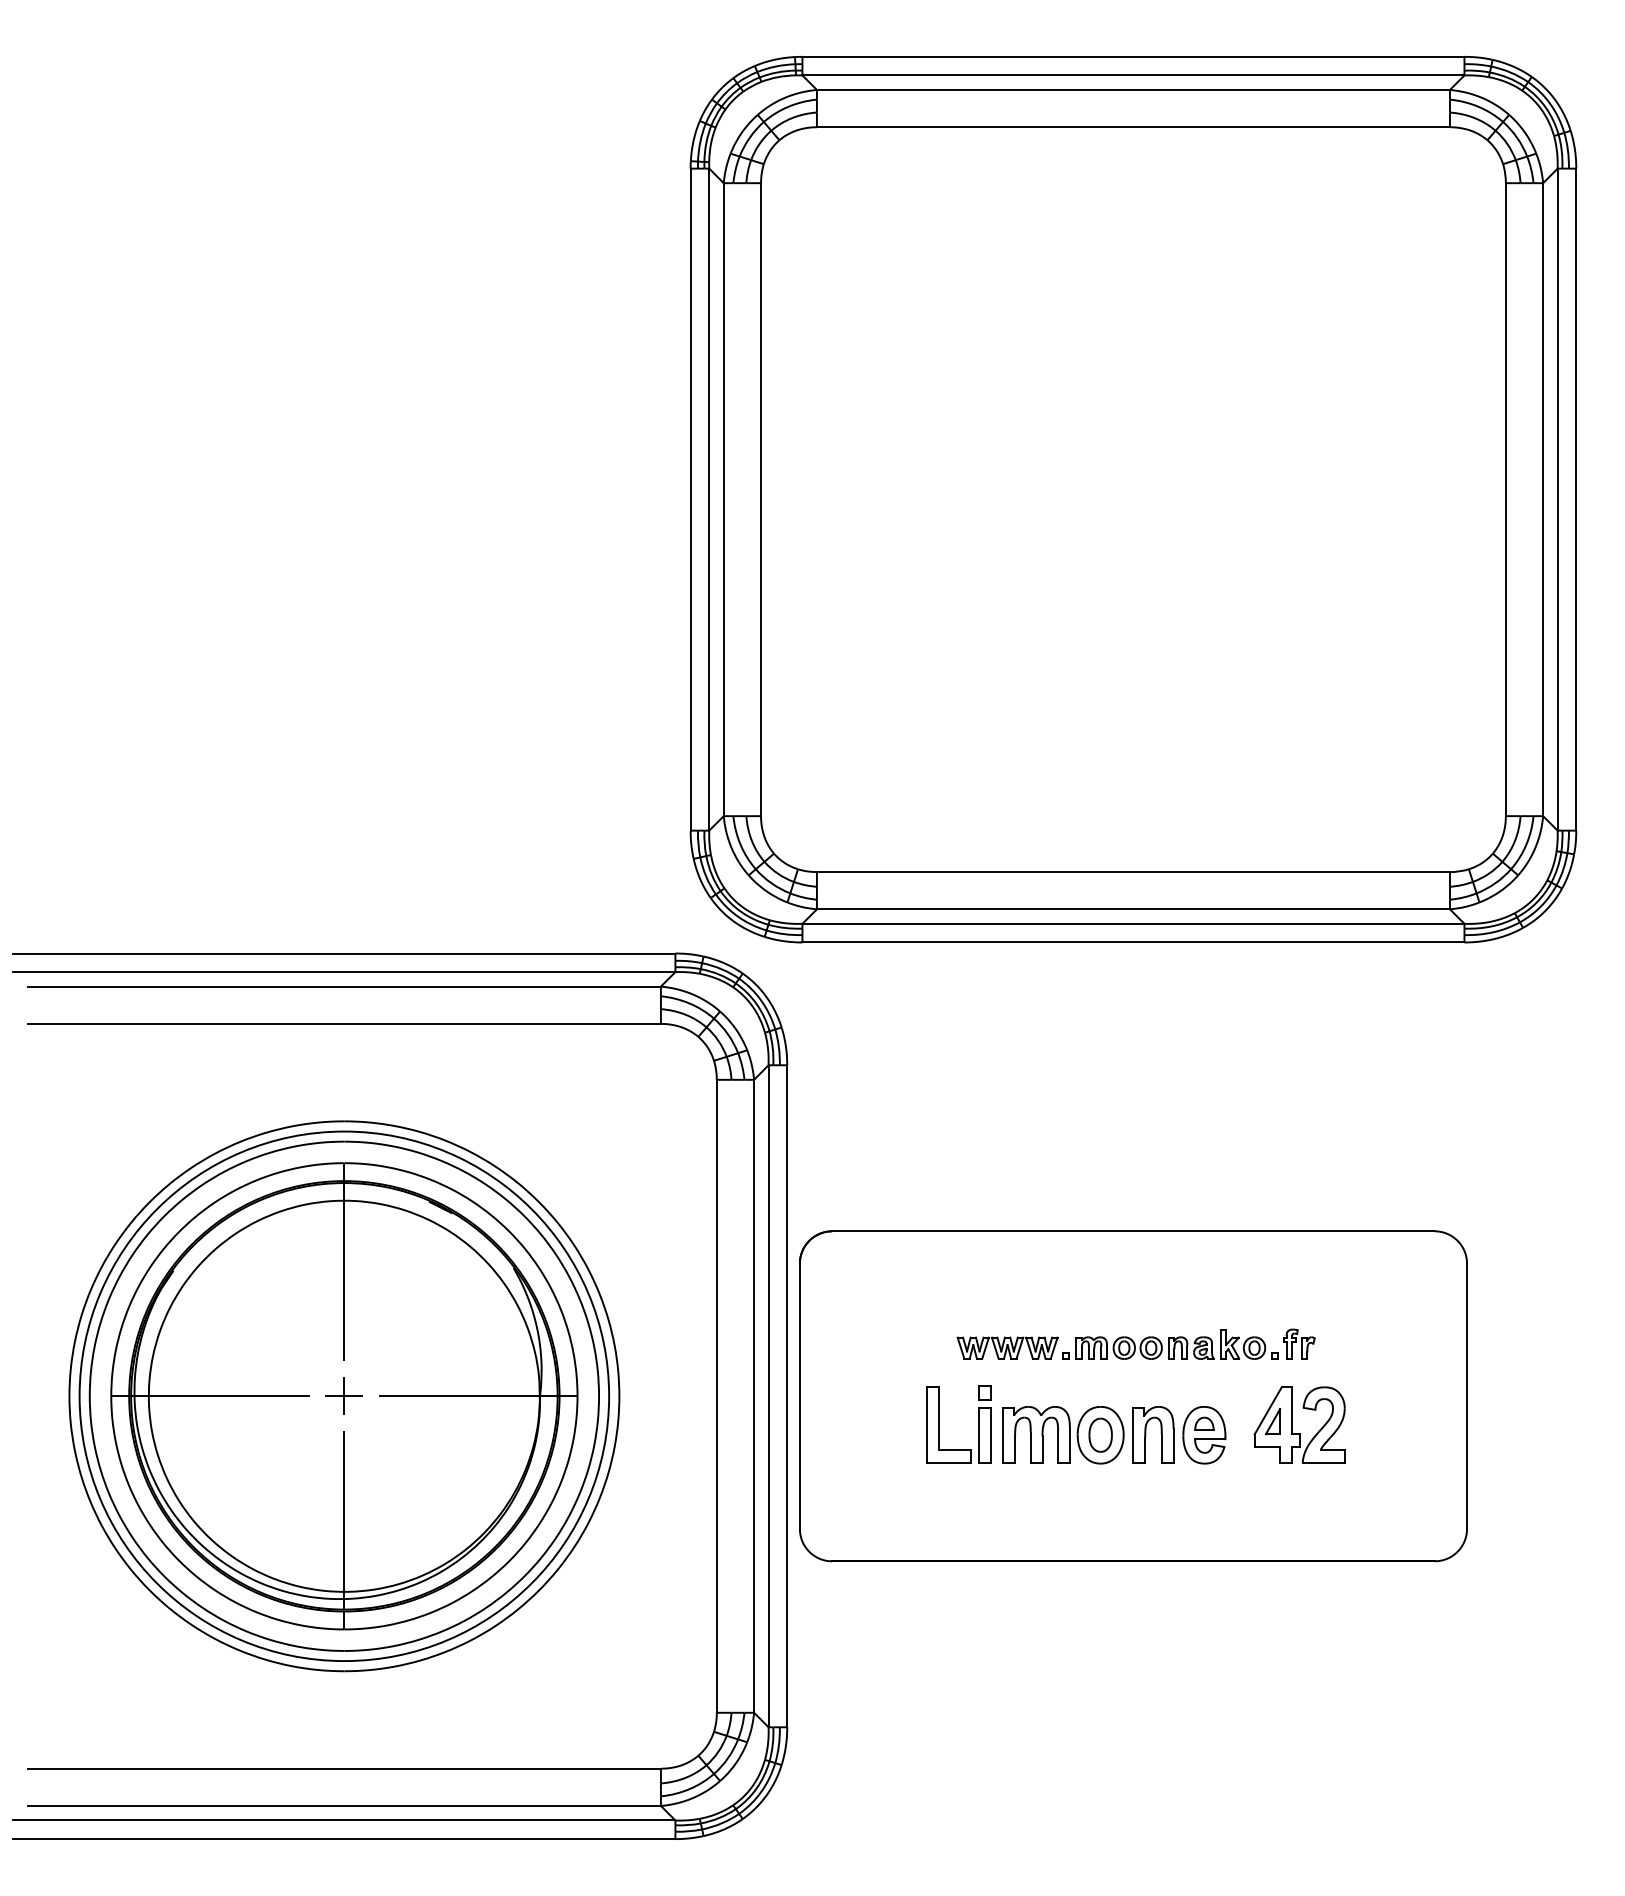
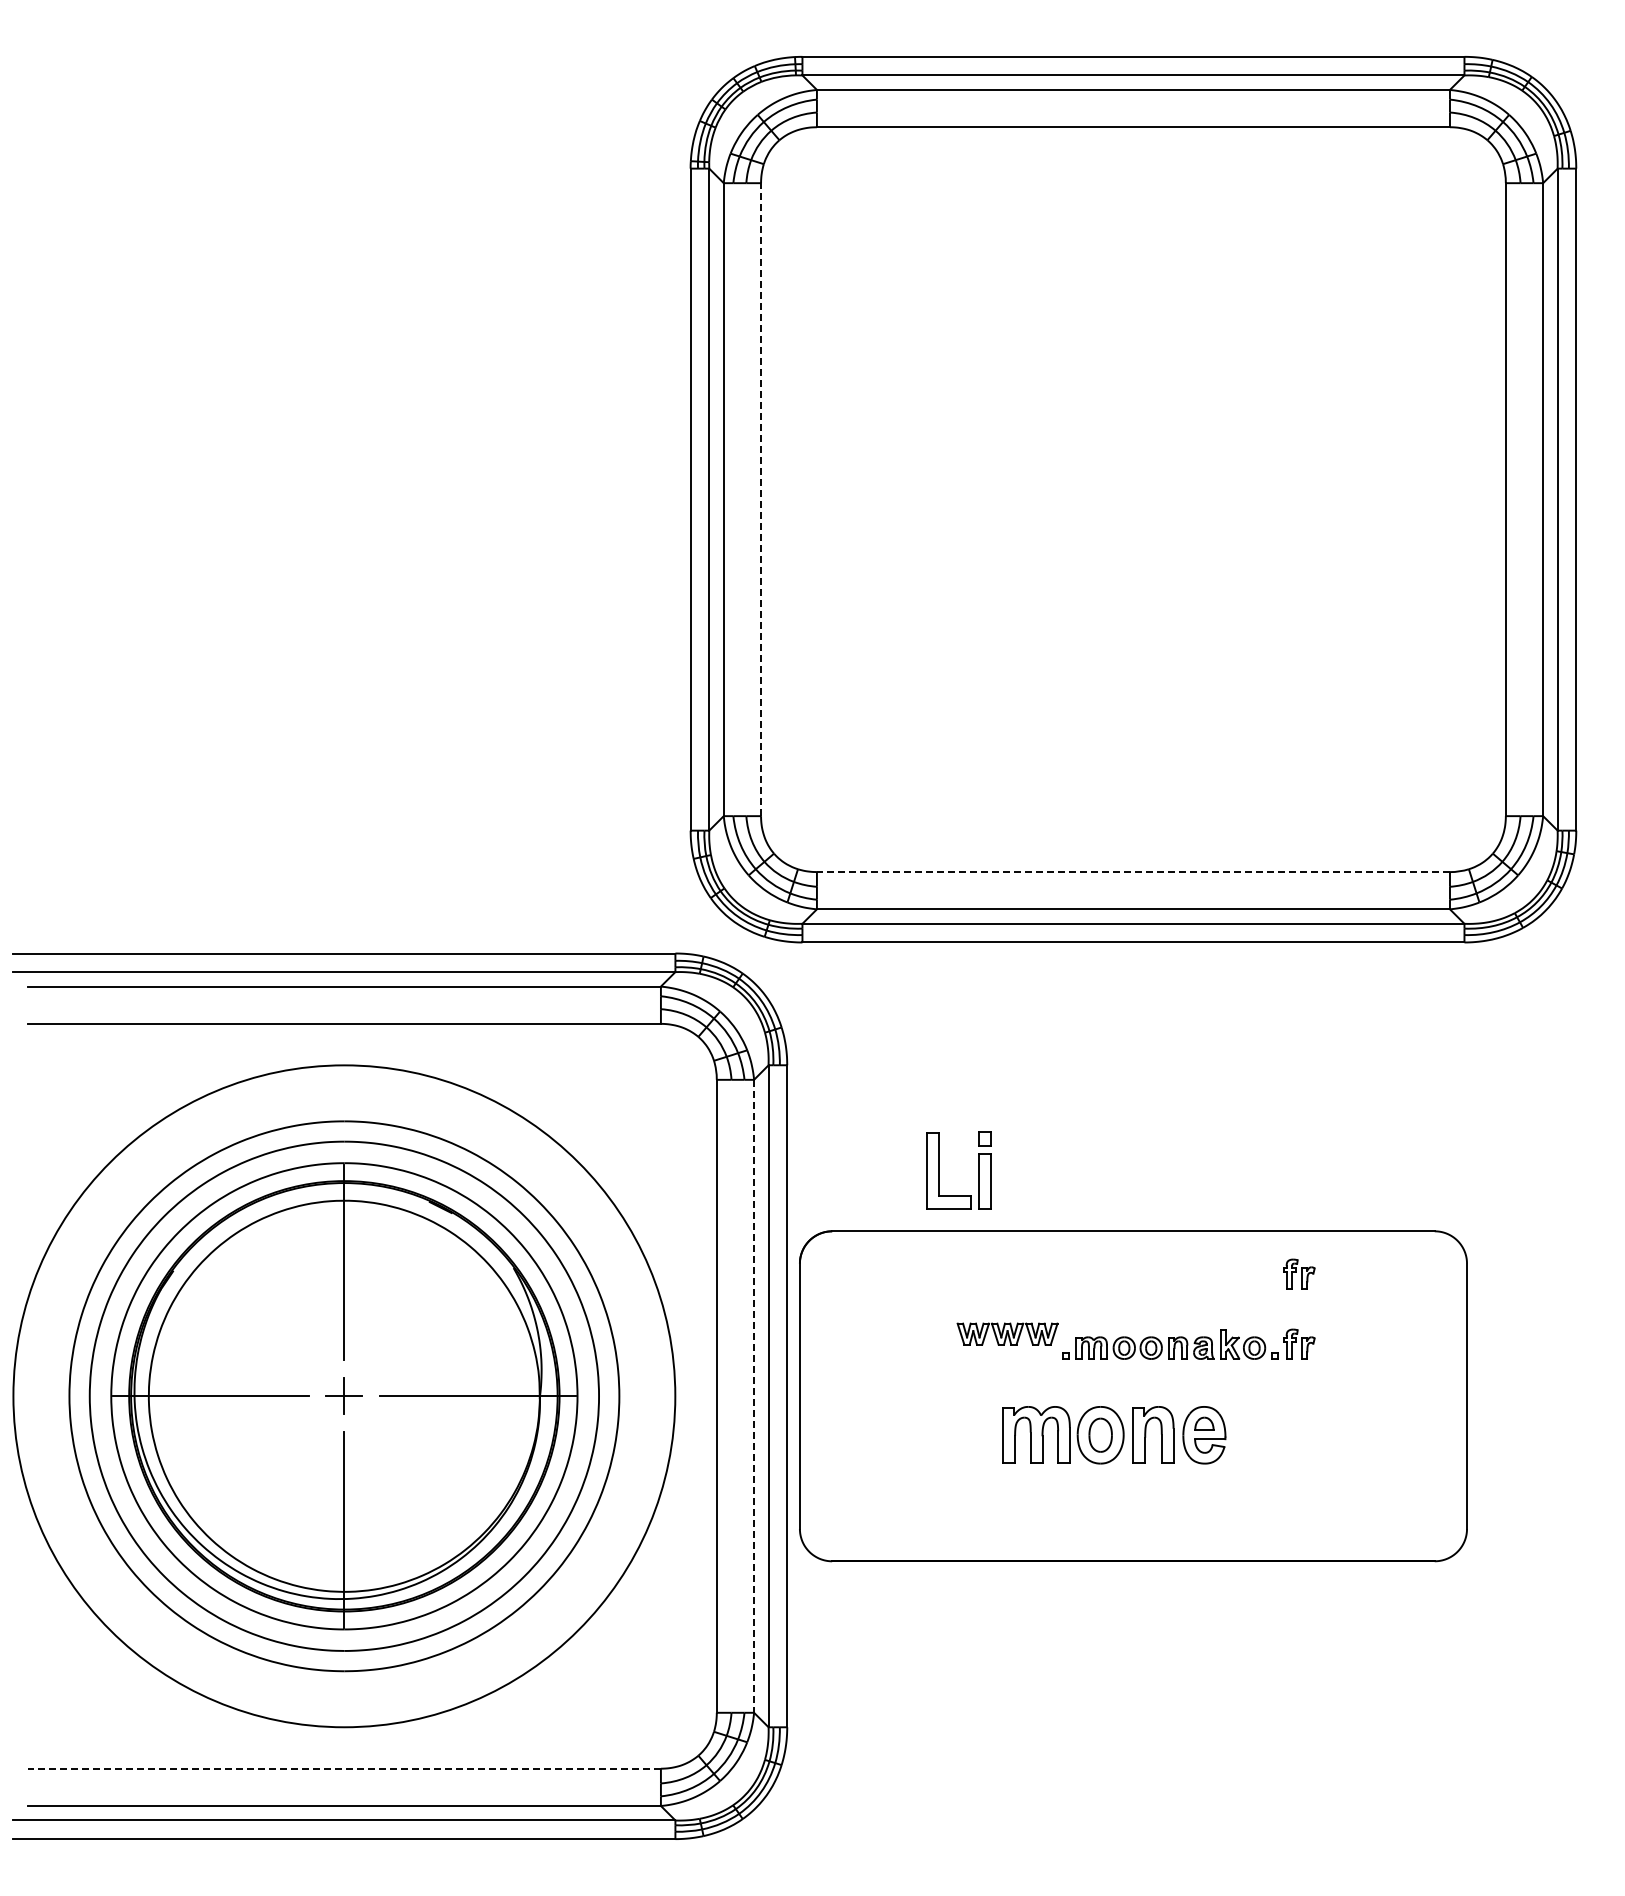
line: solid -> dashed (761, 499)
line: solid -> dashed (1133, 872)
part: none -> present (1299, 1273)
part position: (1007, 1347) -> (1007, 1333) (1007, 1333)
circle diameter: 530 px -> 662 px (344, 1396)
line: solid -> dashed (754, 1396)
part position: (939, 1424) -> (939, 1170) (939, 1170)
part: present -> none (1292, 1424)
line: solid -> dashed (344, 1768)
